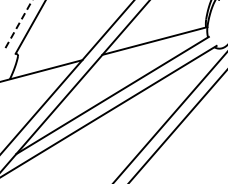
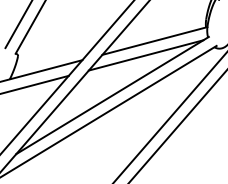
line: dashed -> solid (19, 23)
line: none -> present (145, 55)
line: none -> present (35, 84)
